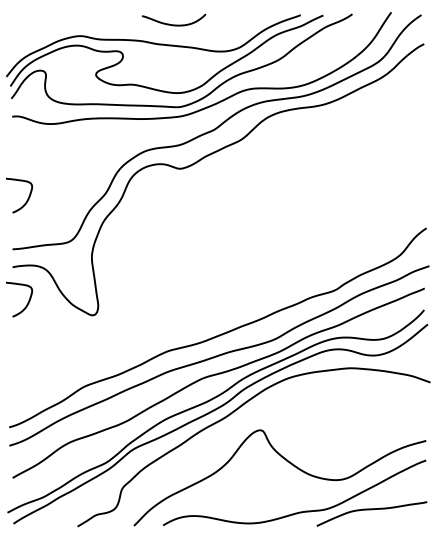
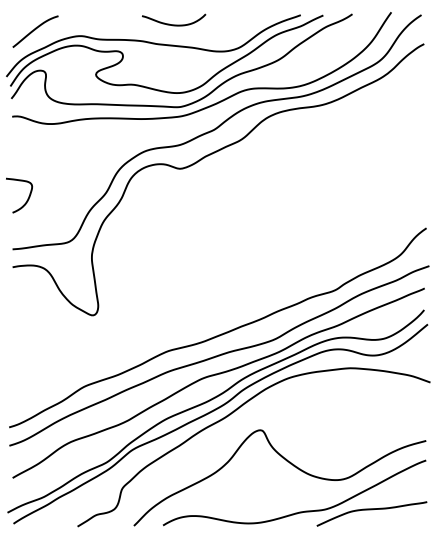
curve: none -> present (35, 30)
curve: present -> none (27, 302)
